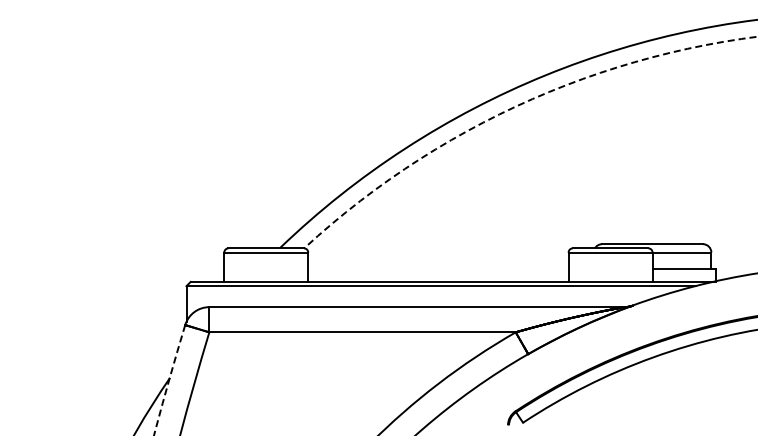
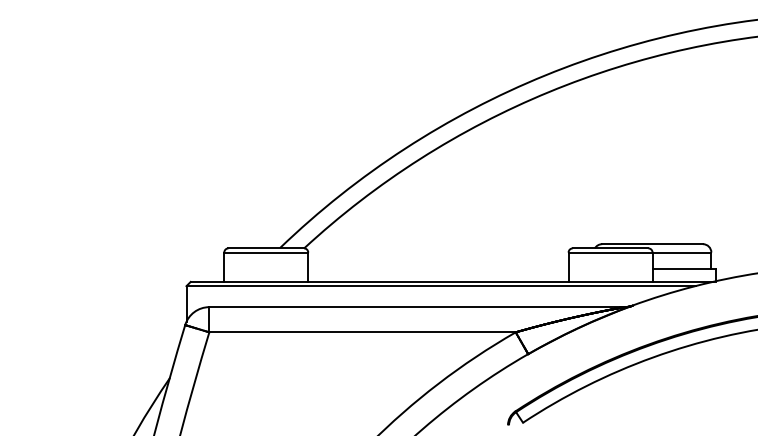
arc: dashed -> solid (515, 107)
arc: dashed -> solid (168, 380)
